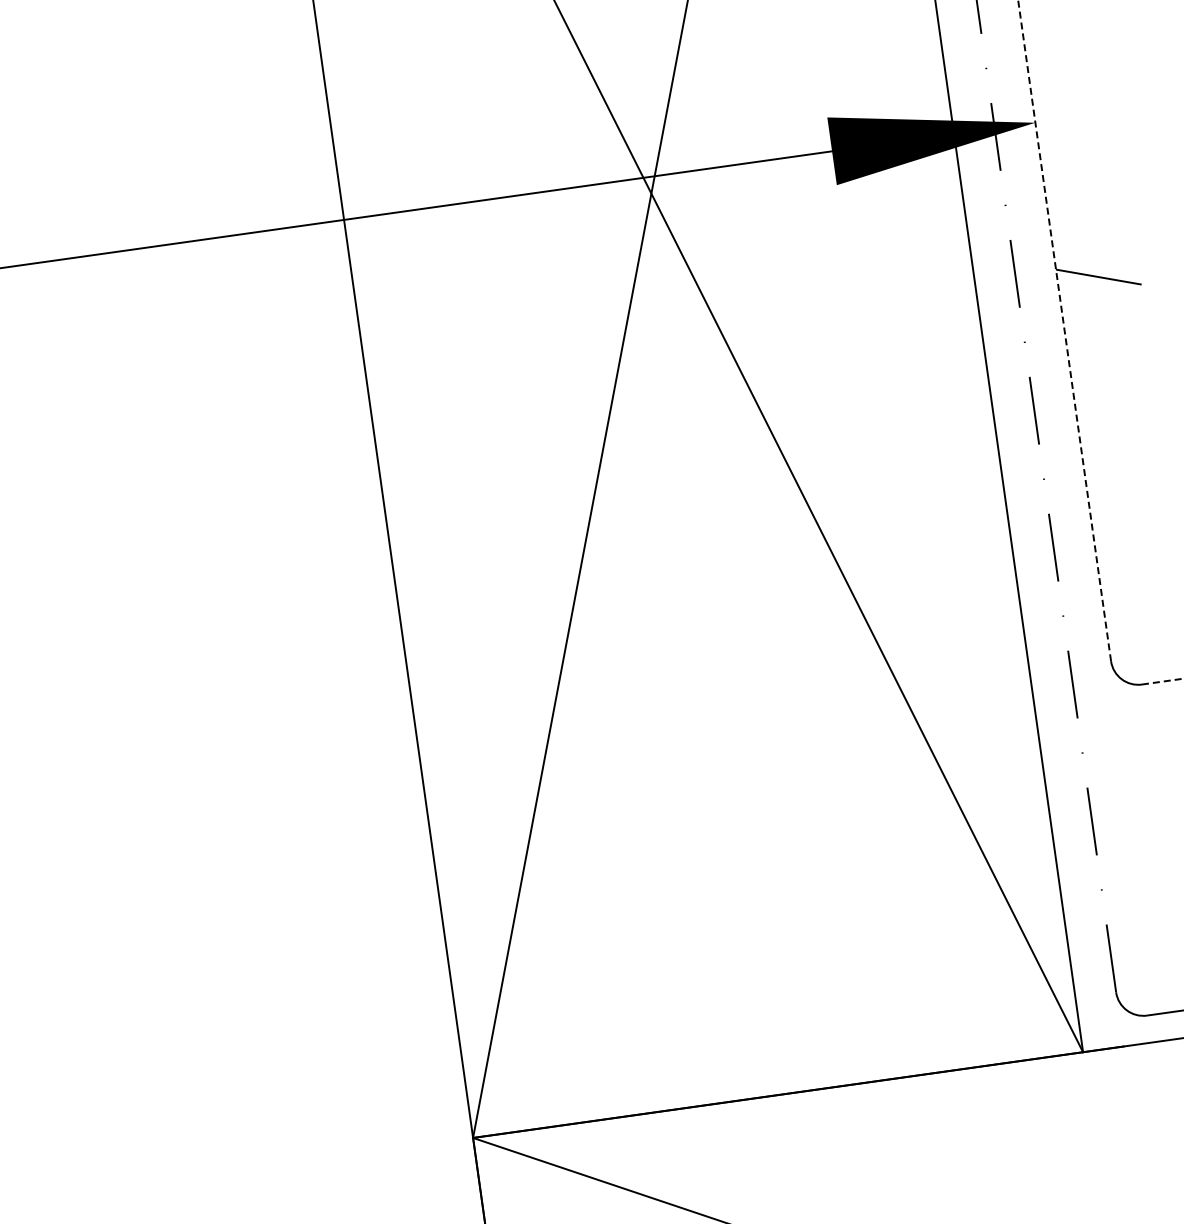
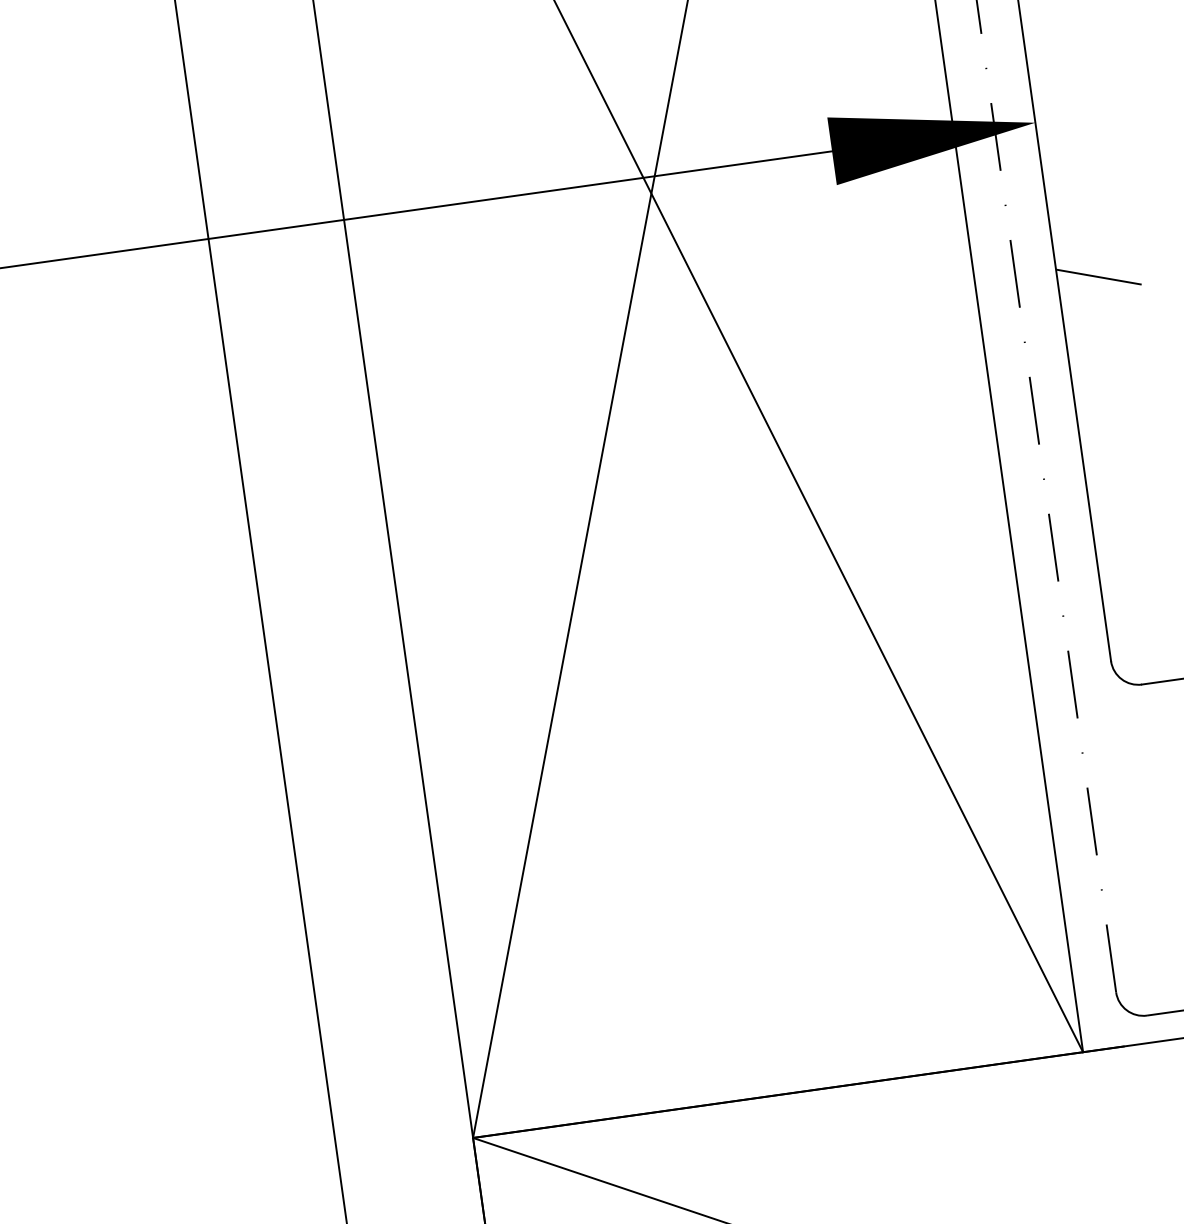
line: dashed -> solid (1064, 330)
line: none -> present (260, 611)
line: dashed -> solid (1162, 681)
